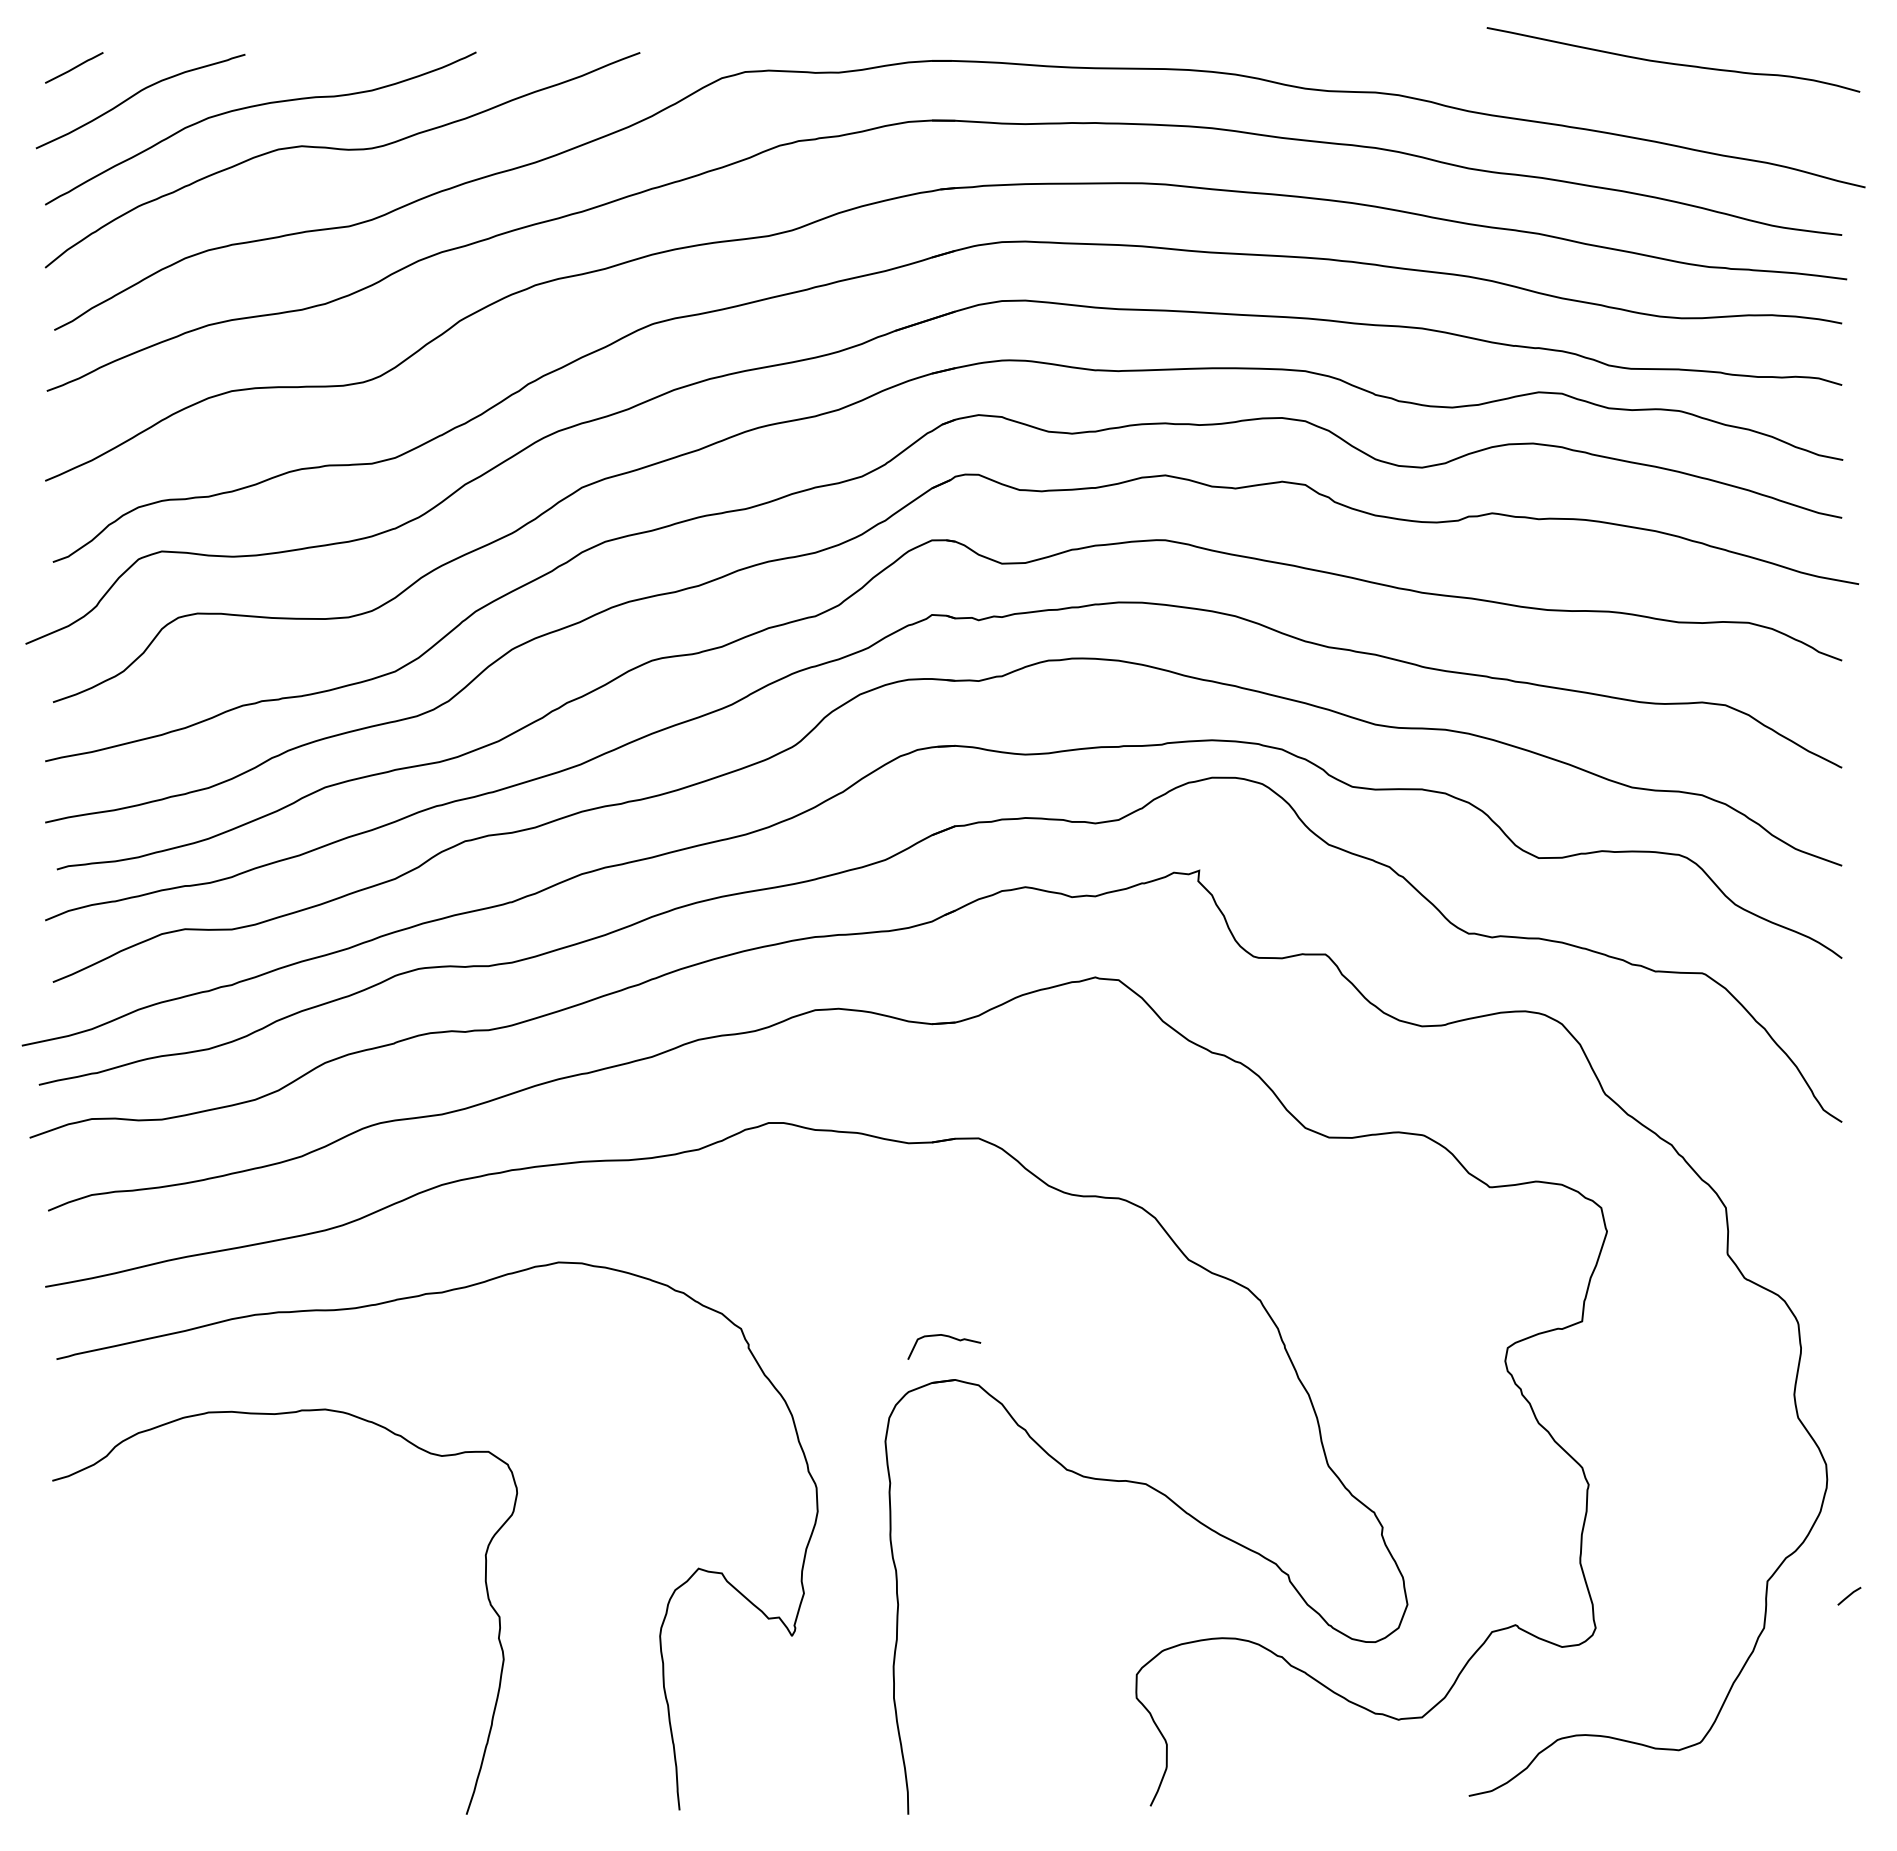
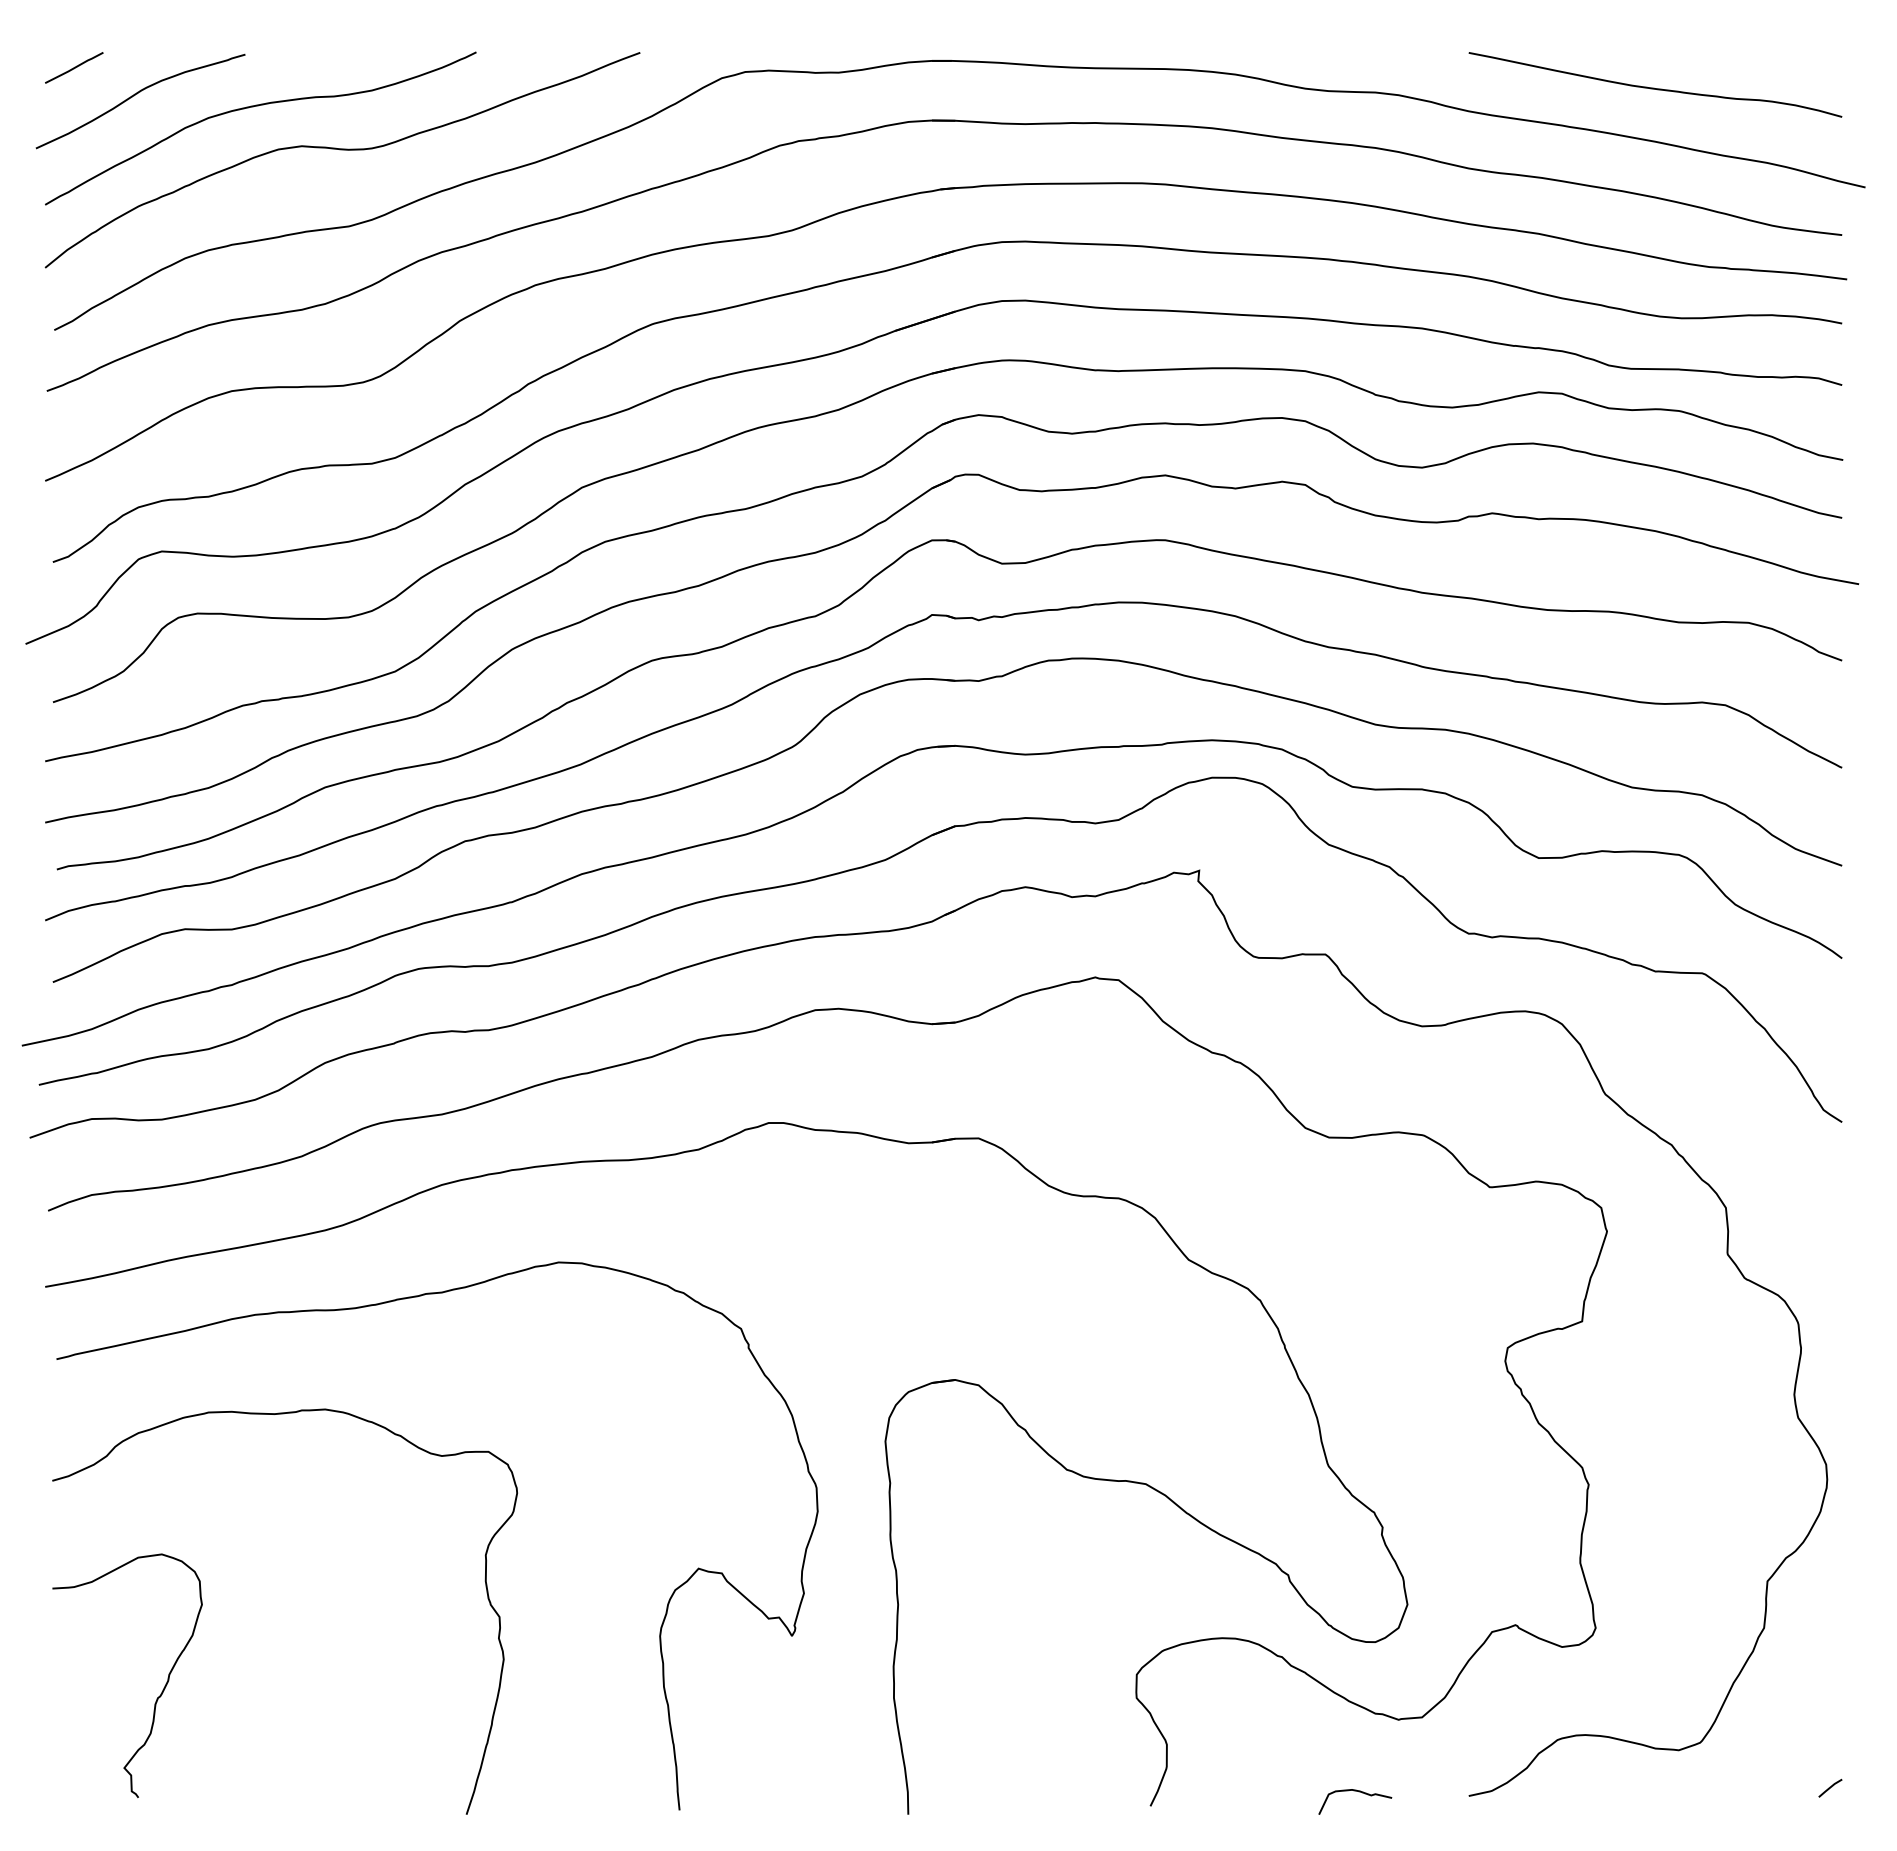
curve position: (1672, 62) -> (1654, 87) (1654, 87)
curve position: (948, 1337) -> (1359, 1792) (1359, 1792)
line position: (1849, 1595) -> (1830, 1787) (1830, 1787)
curve: none -> present (156, 1698)
